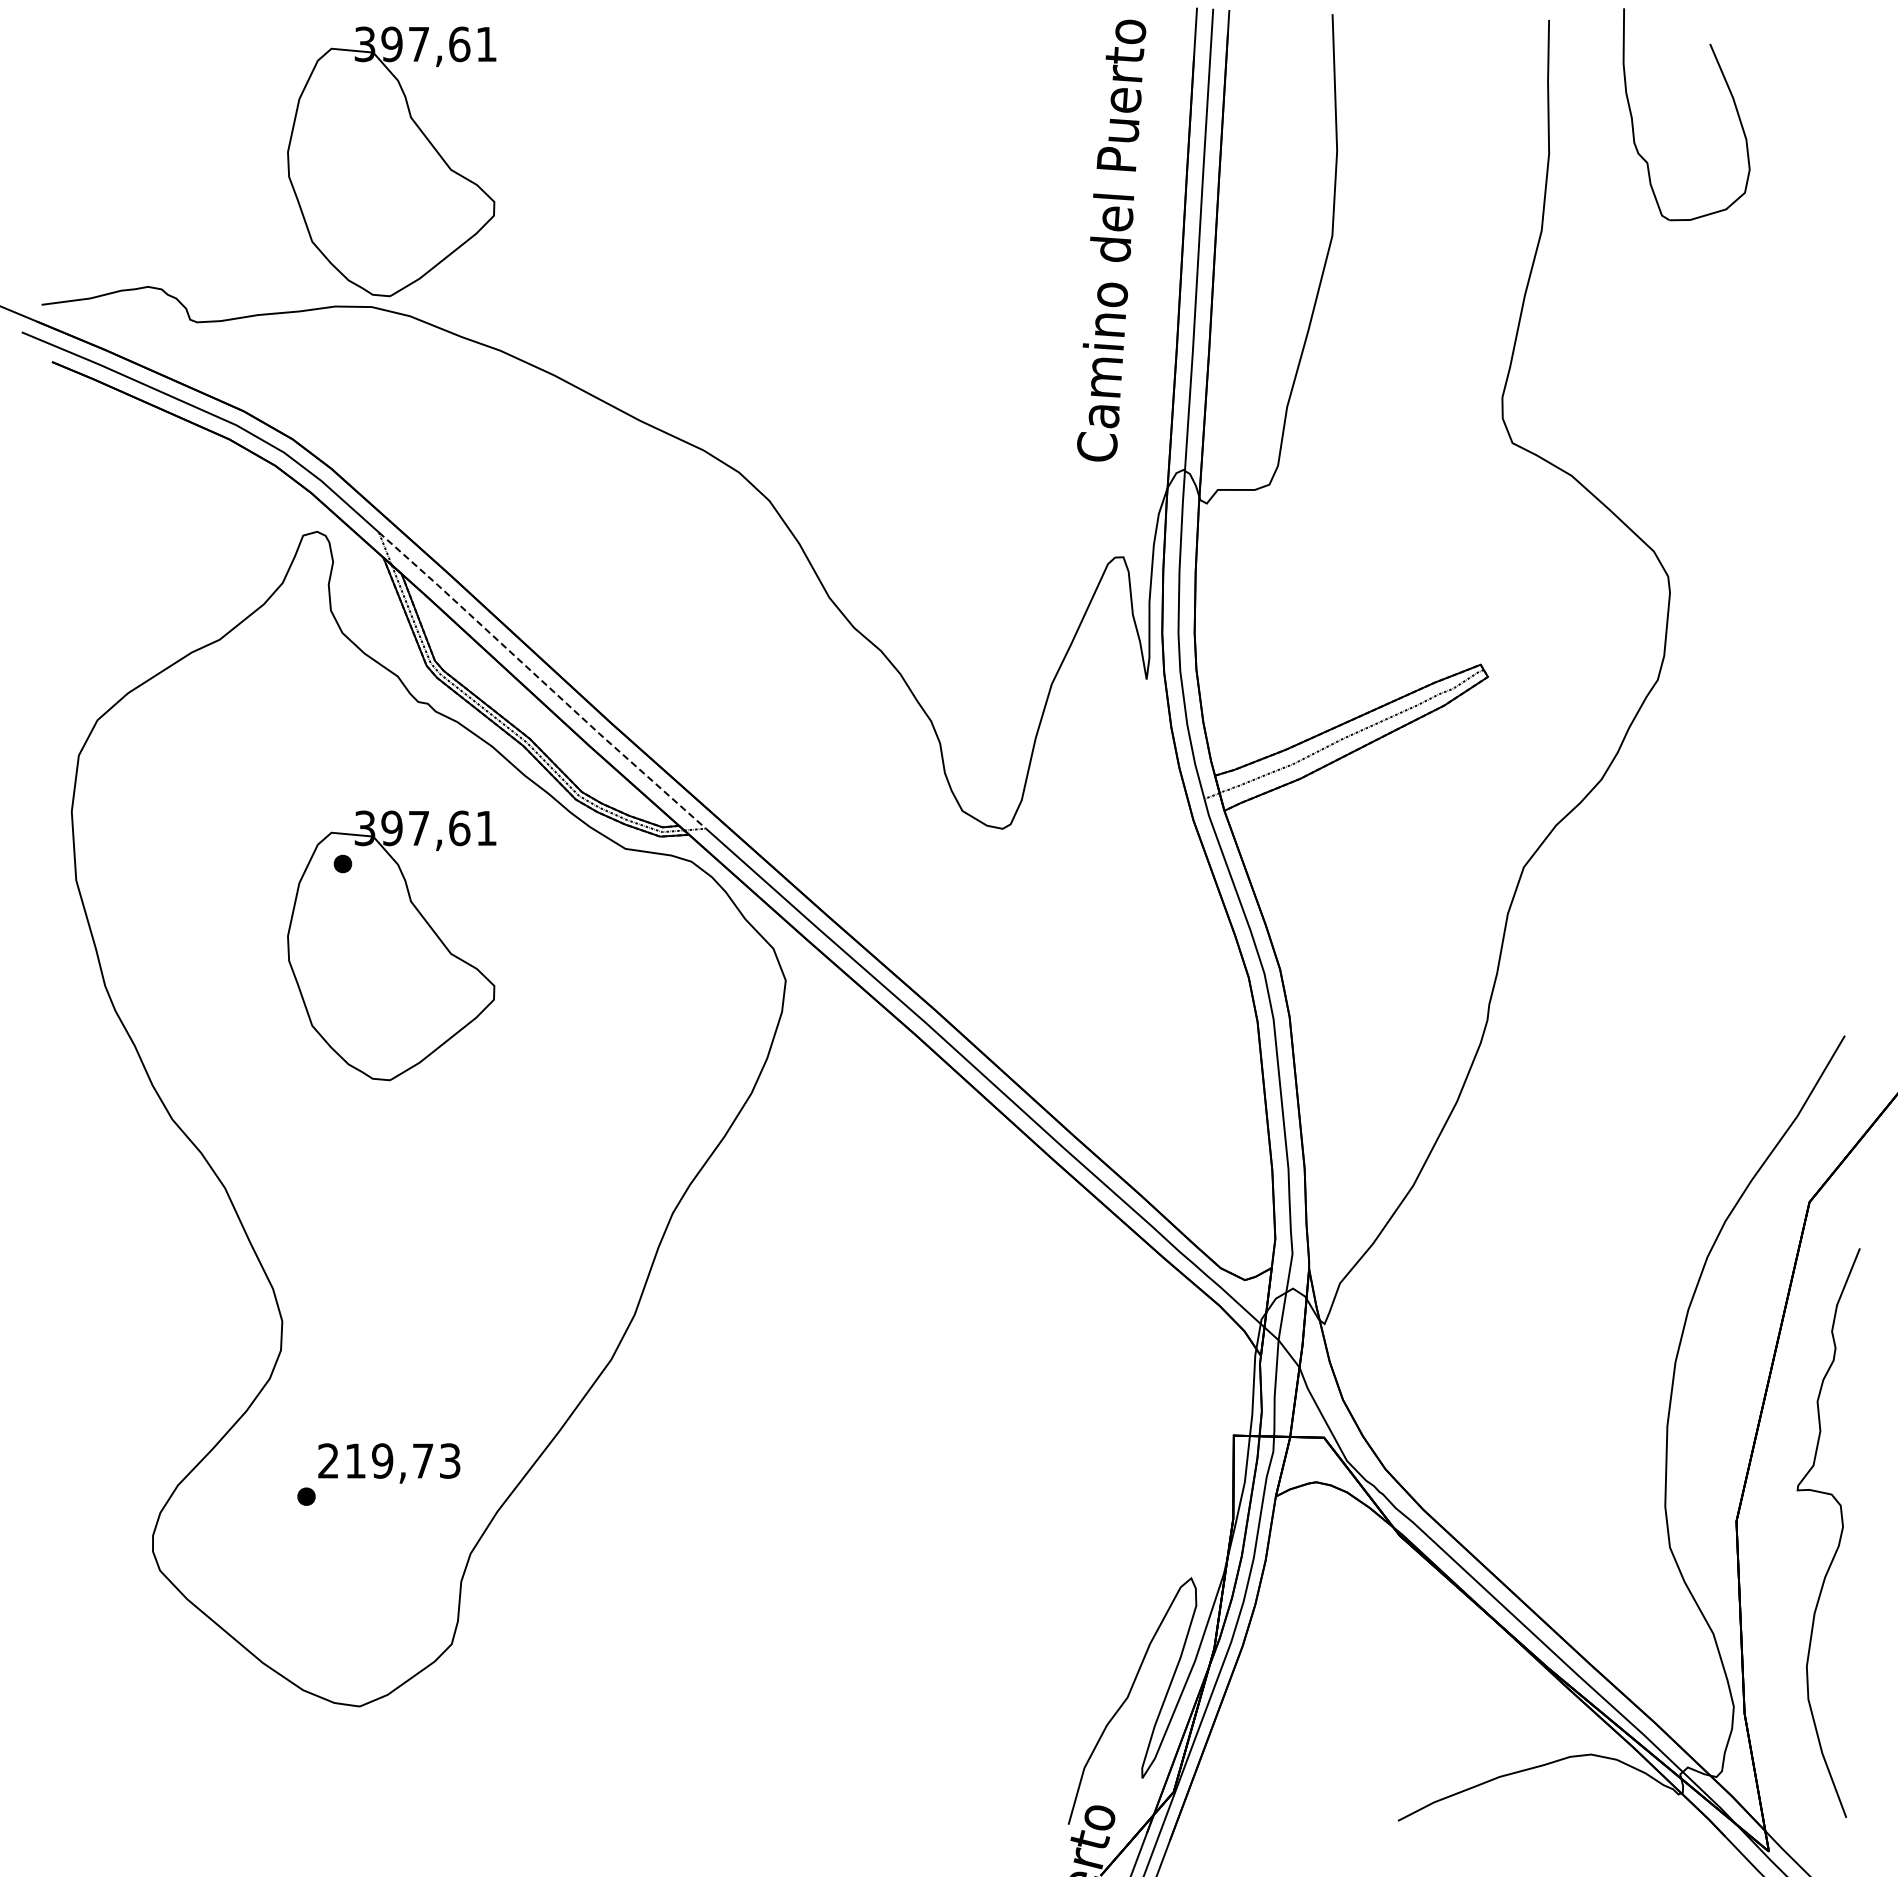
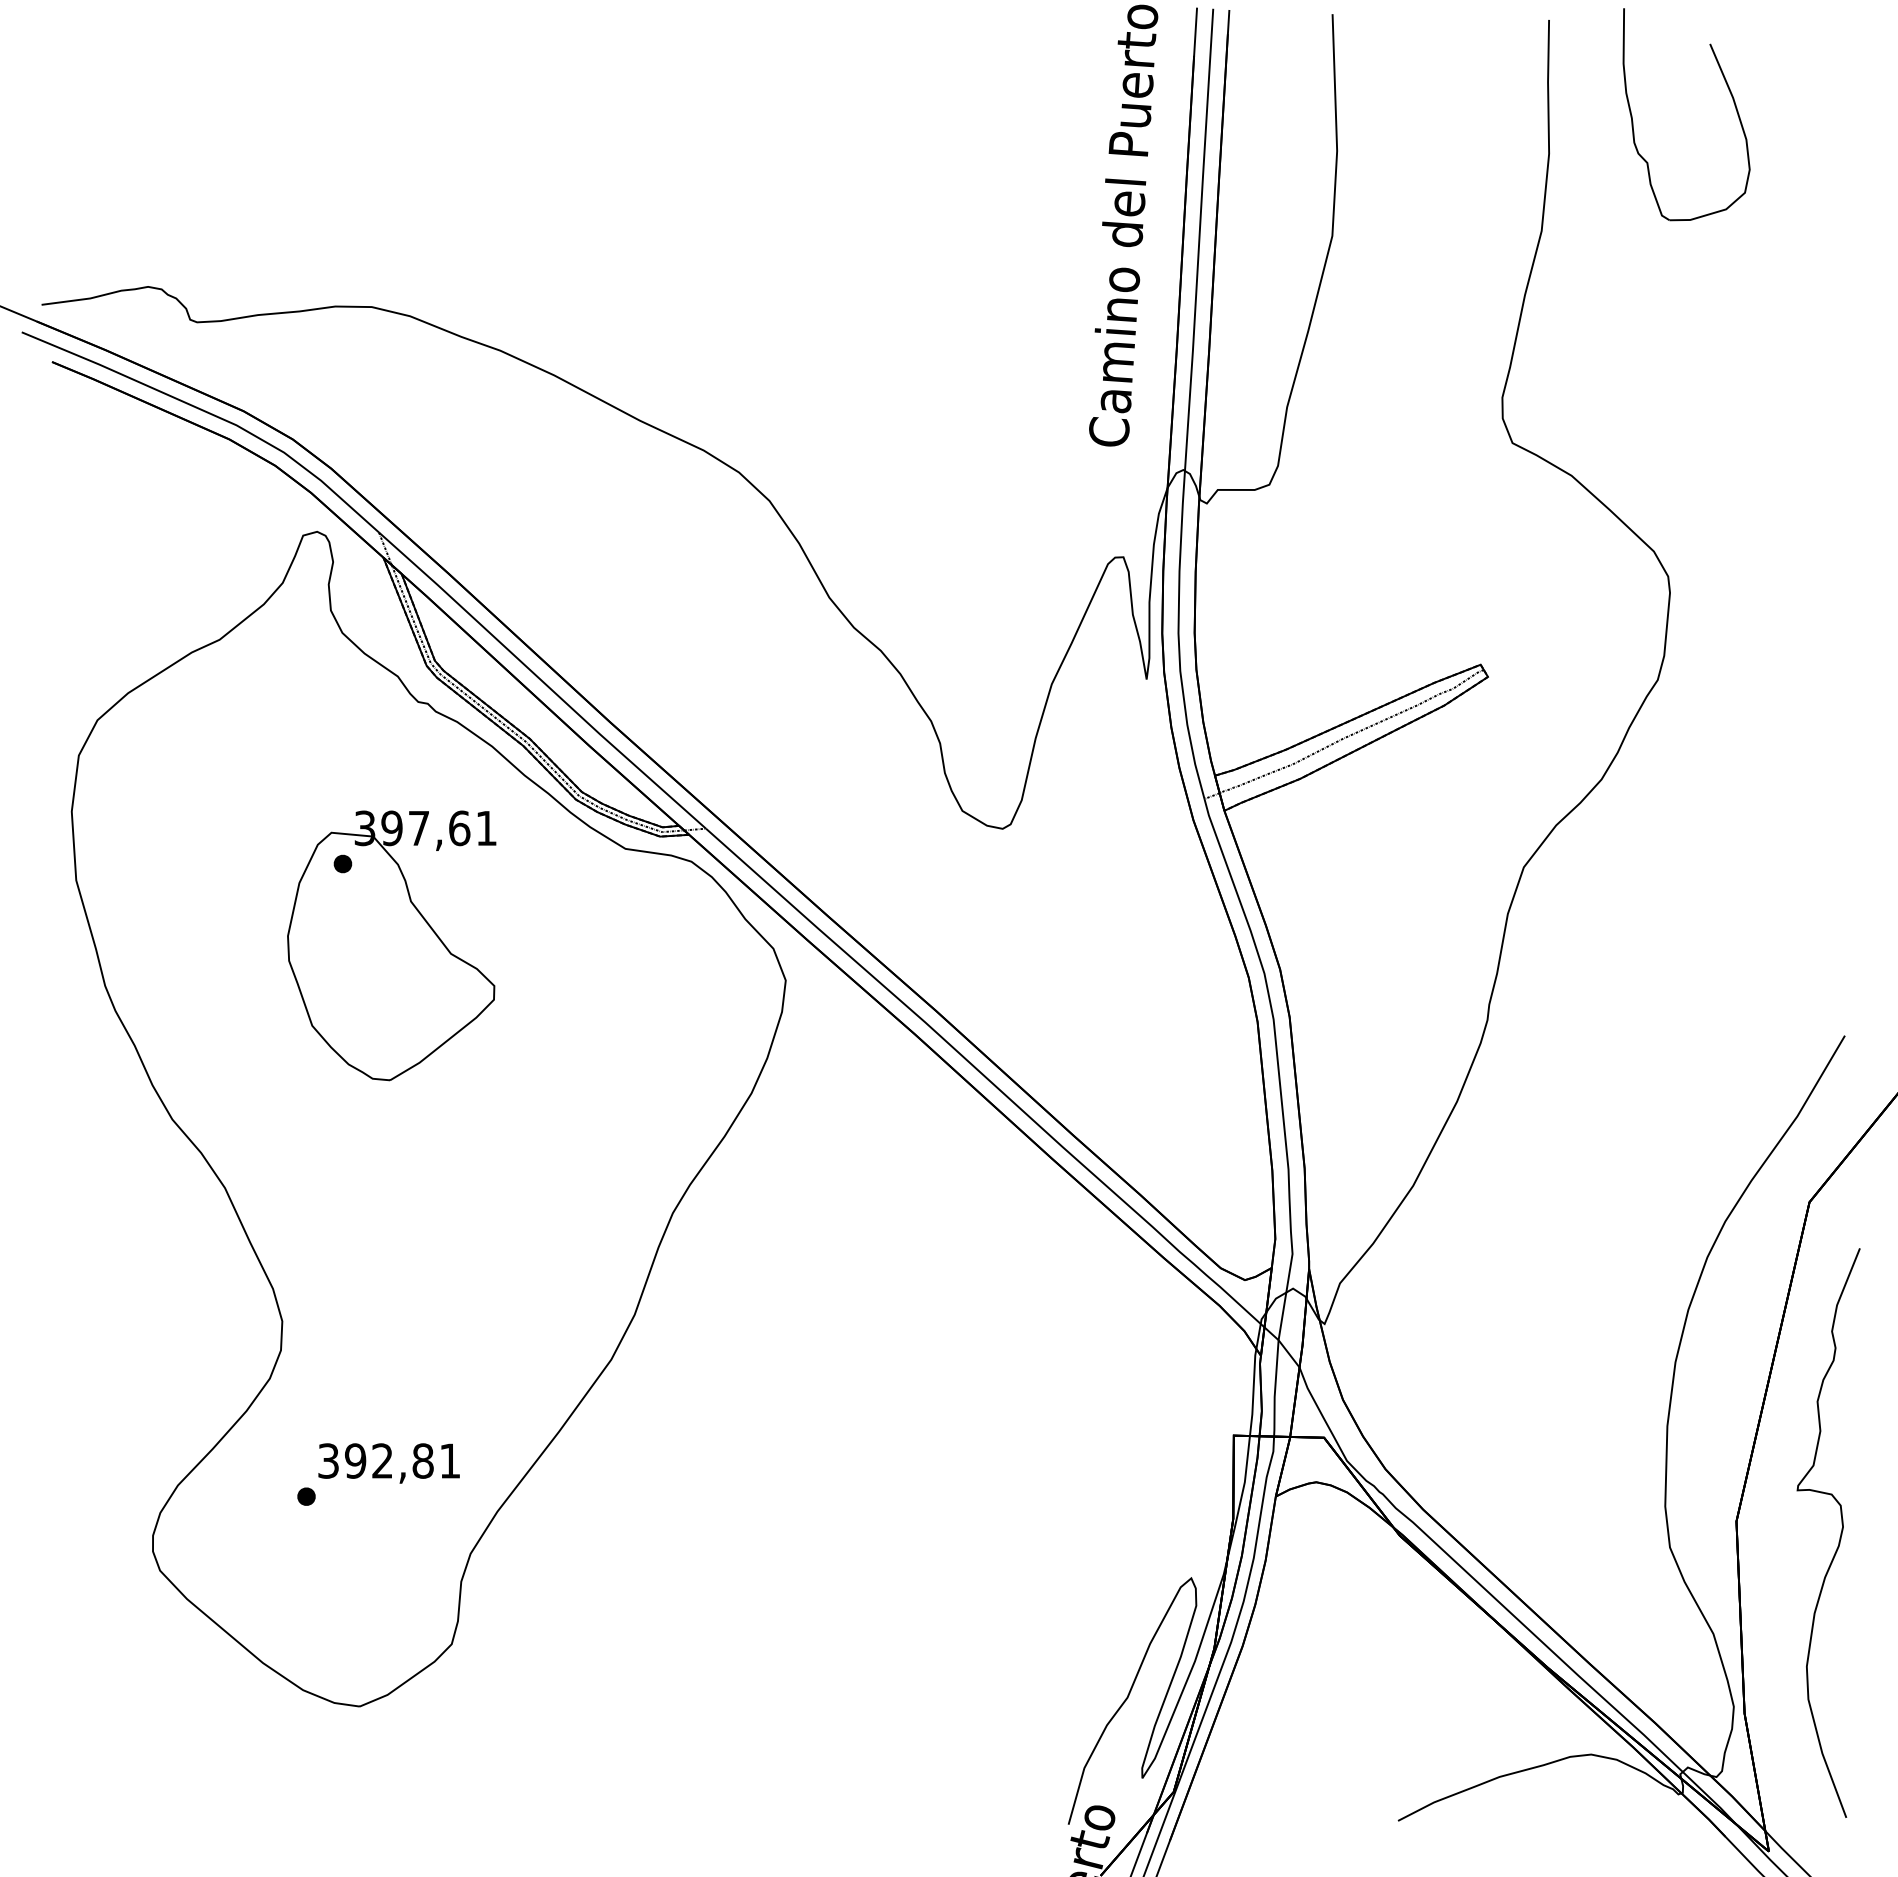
part: present -> none (391, 161)
text position: (1111, 240) -> (1123, 225) (1123, 225)
line: dashed -> solid (541, 680)
text: 219,73 -> 392,81 (389, 1460)
